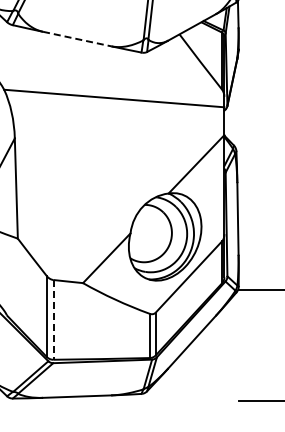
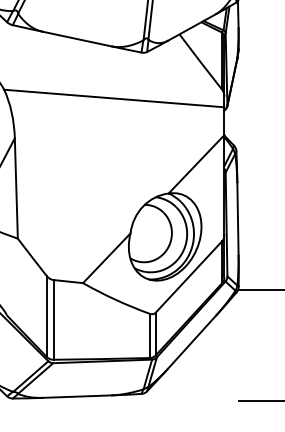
line: dashed -> solid (77, 39)
line: dashed -> solid (53, 319)
